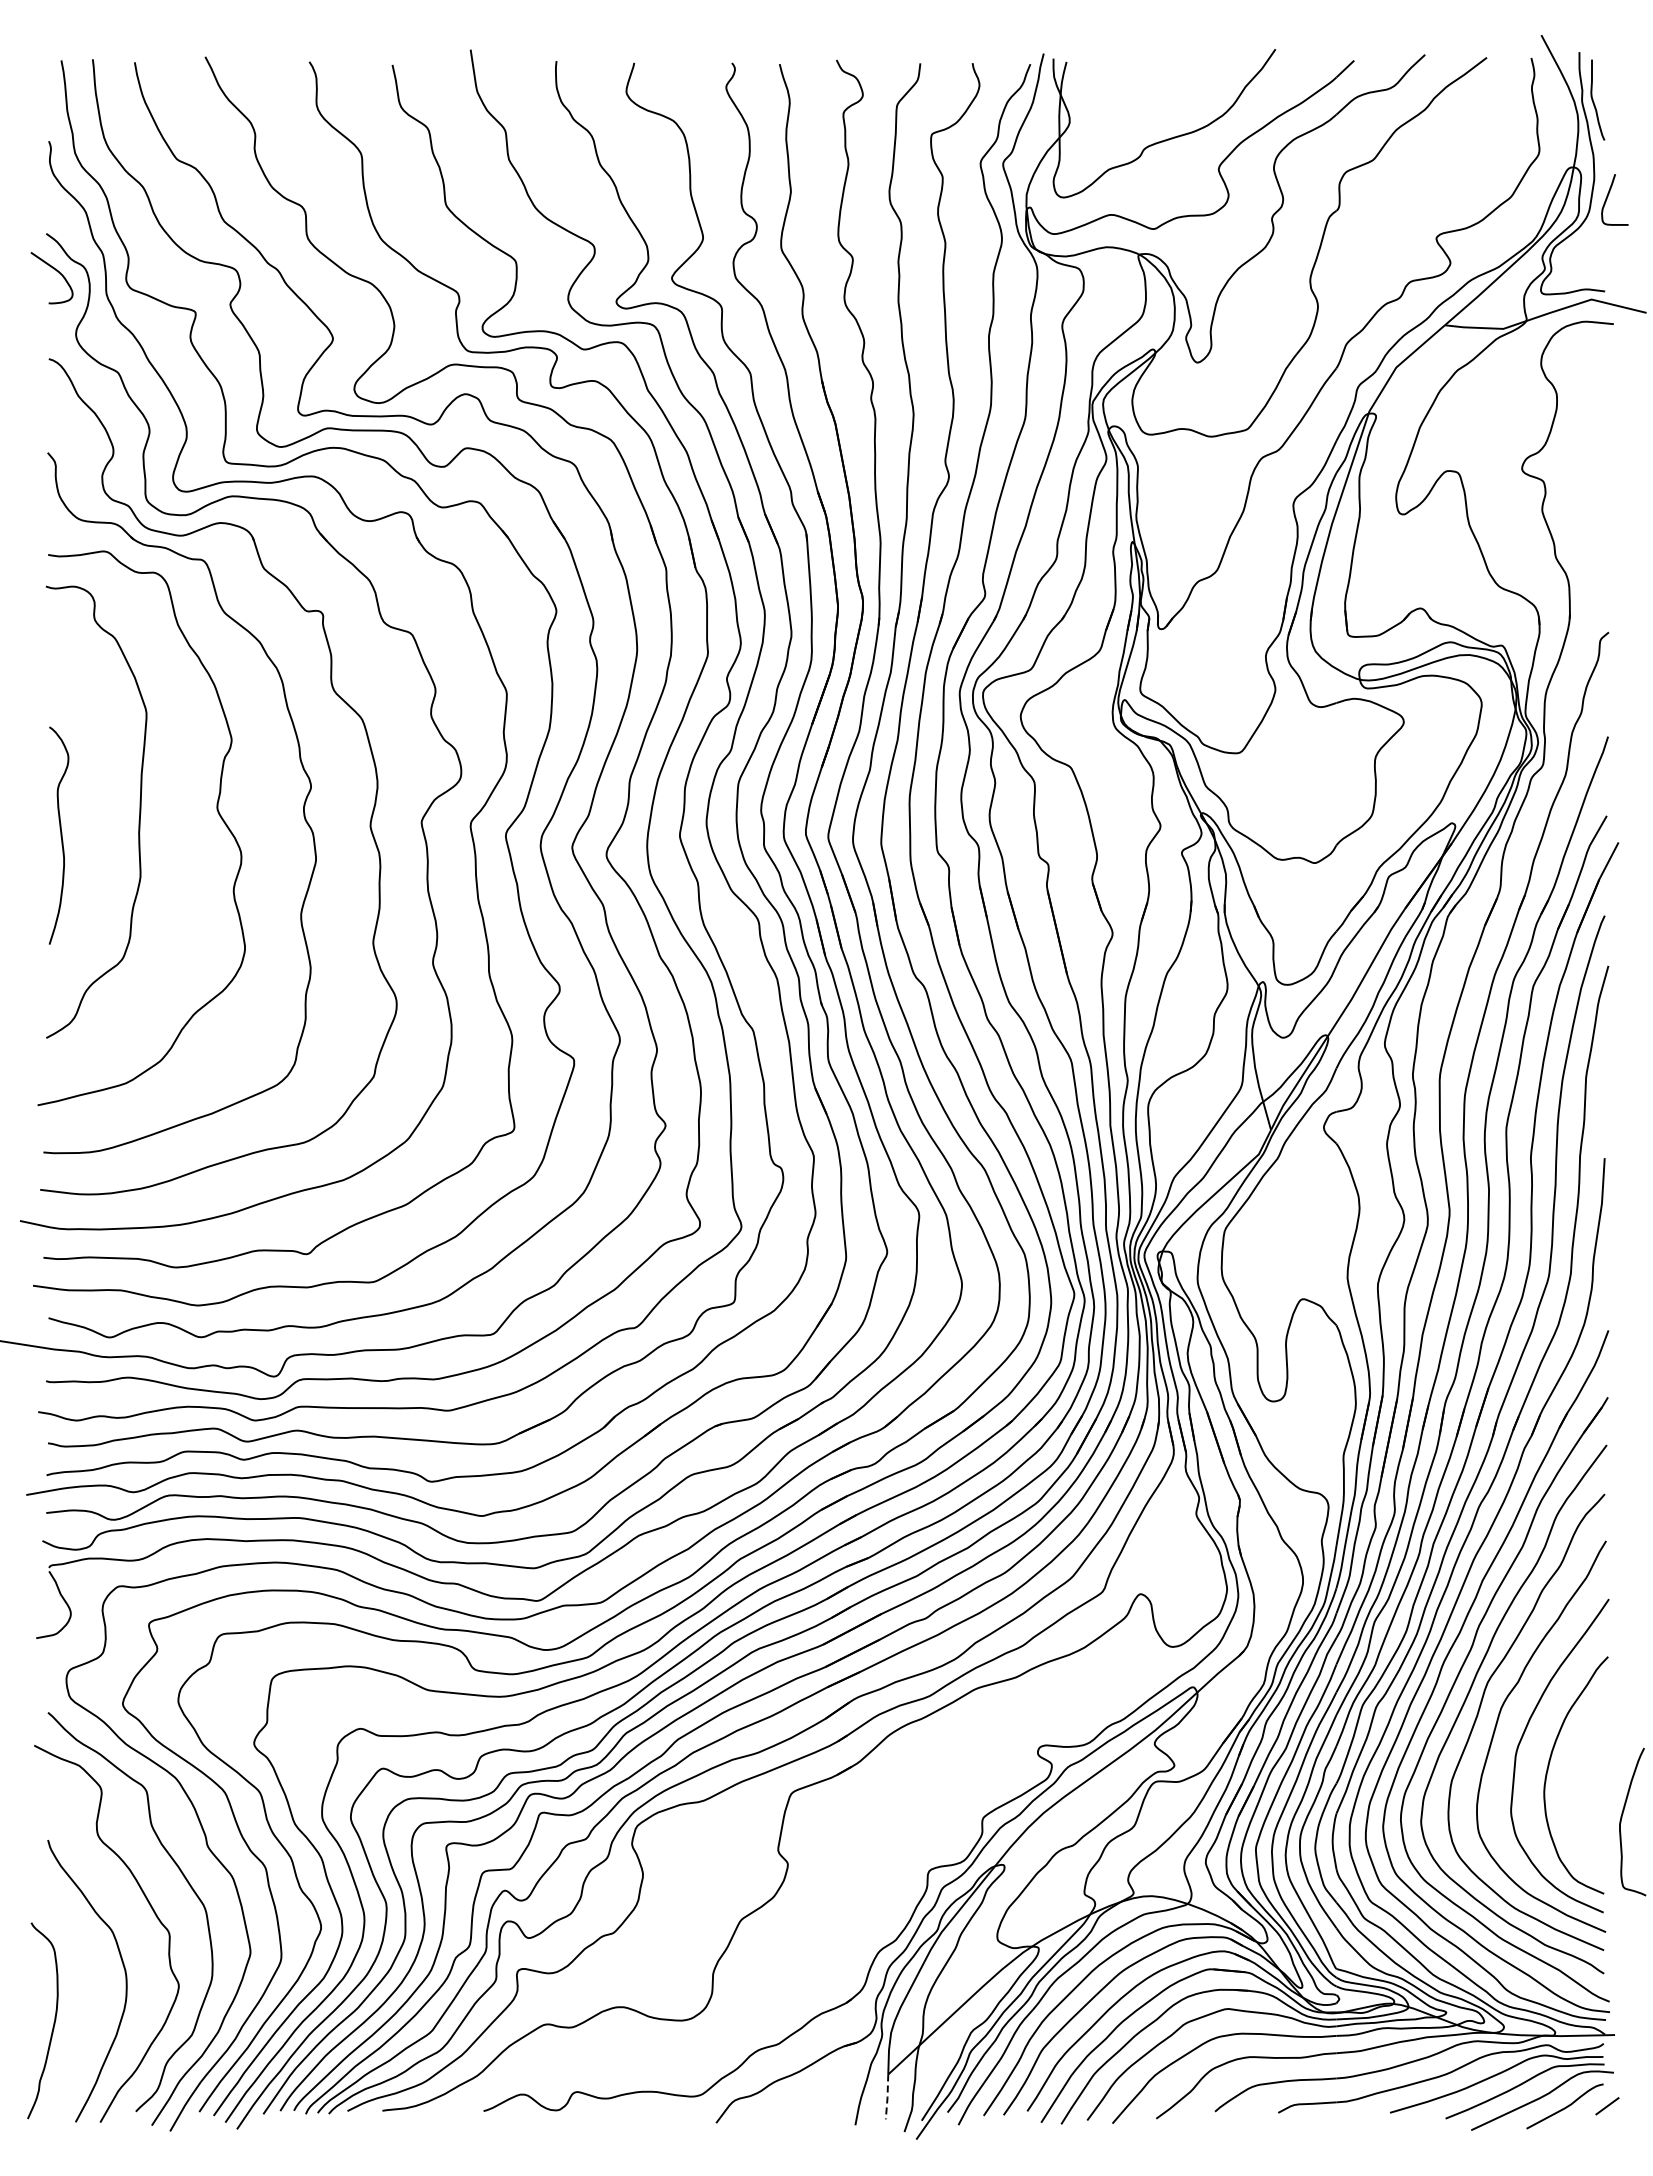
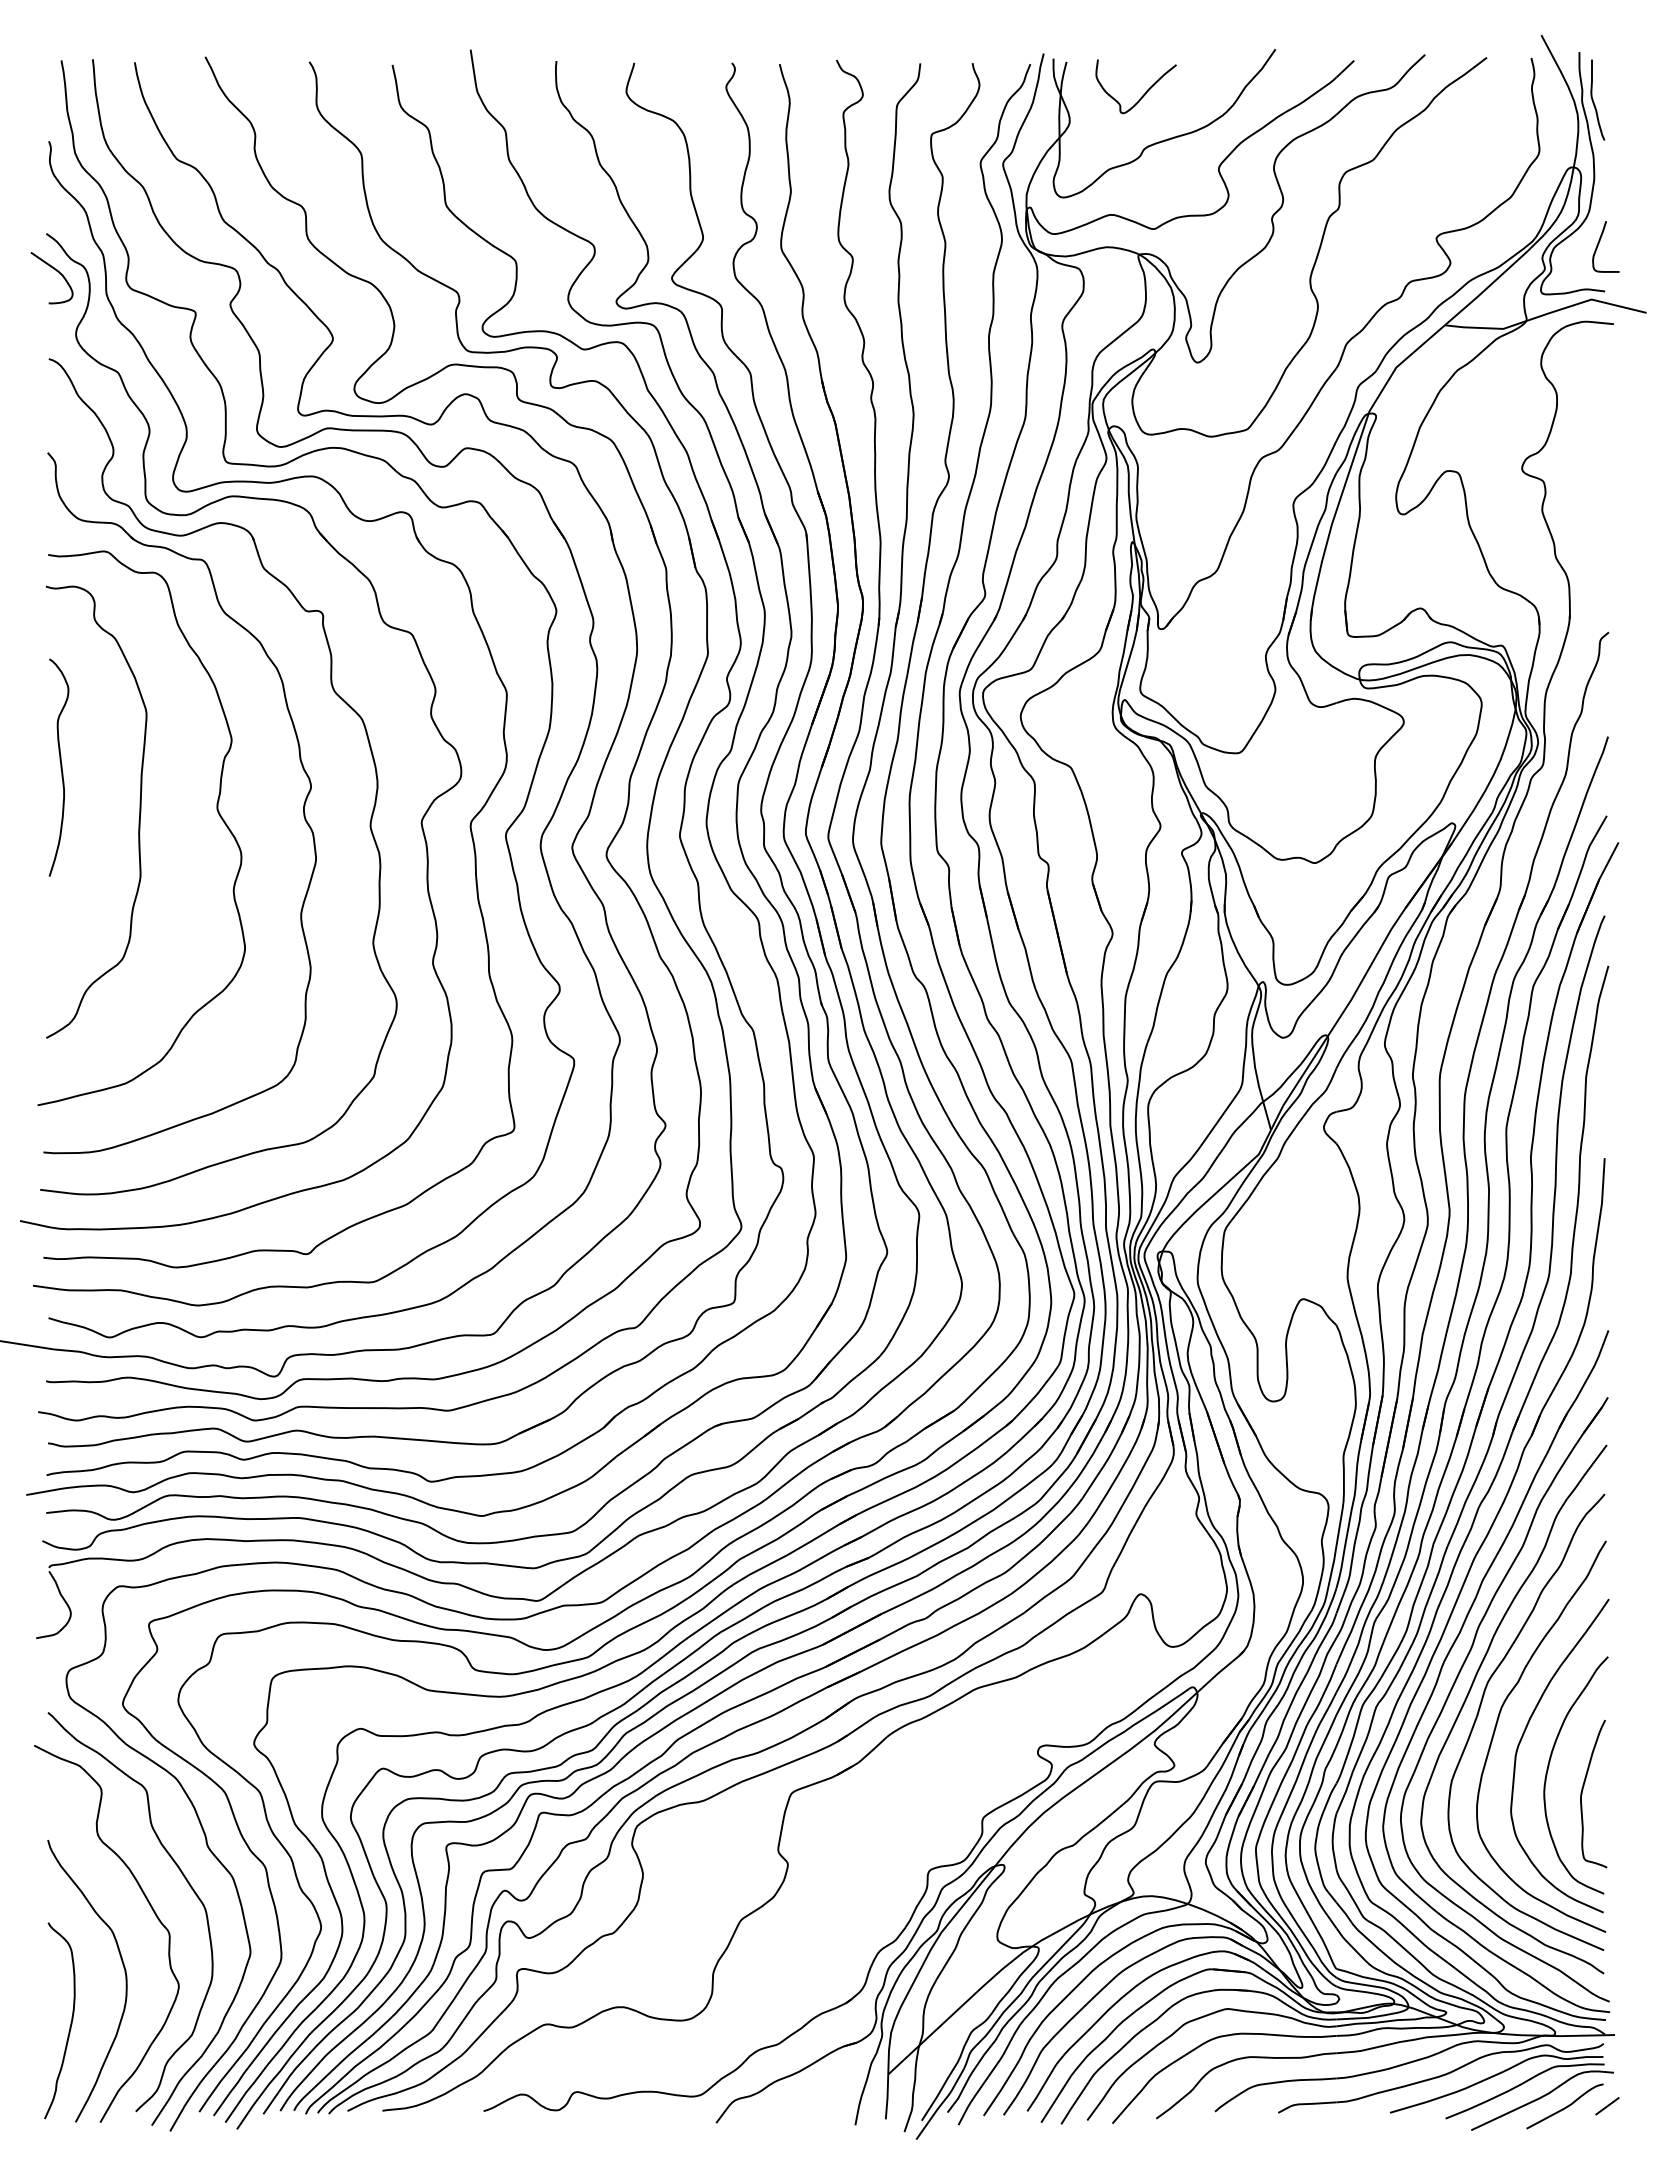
curve: none -> present (1143, 94)
curve position: (1608, 196) -> (1599, 243) (1599, 243)
curve position: (60, 835) -> (60, 767) (60, 767)
curve position: (1622, 1818) -> (1583, 1790) (1583, 1790)
curve position: (53, 2022) -> (70, 2022) (70, 2022)
line: dashed -> solid (887, 2097)
